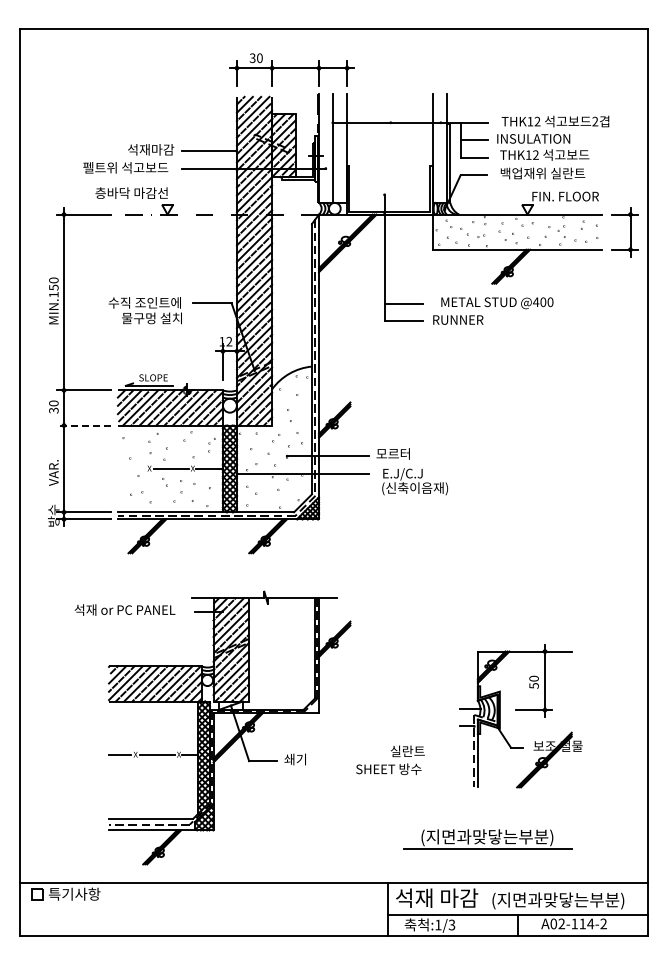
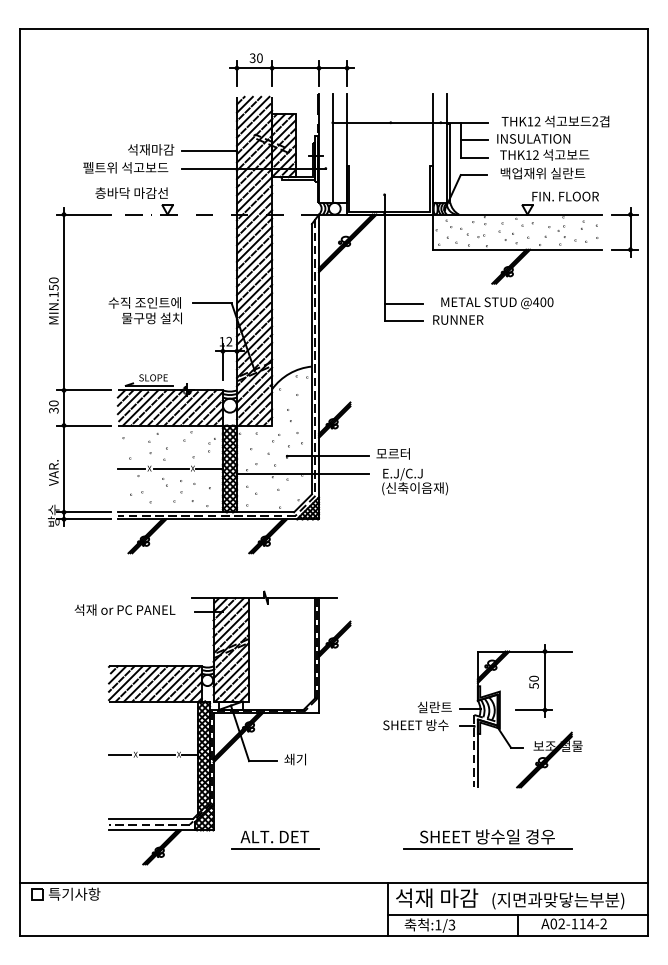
line: dashed -> solid (83, 425)
line: none -> present (130, 469)
text position: (390, 759) -> (417, 715) (417, 715)
text: (지면과맞닿는부분) -> SHEET 방수일 경우 (487, 837)
part: none -> present (275, 839)
